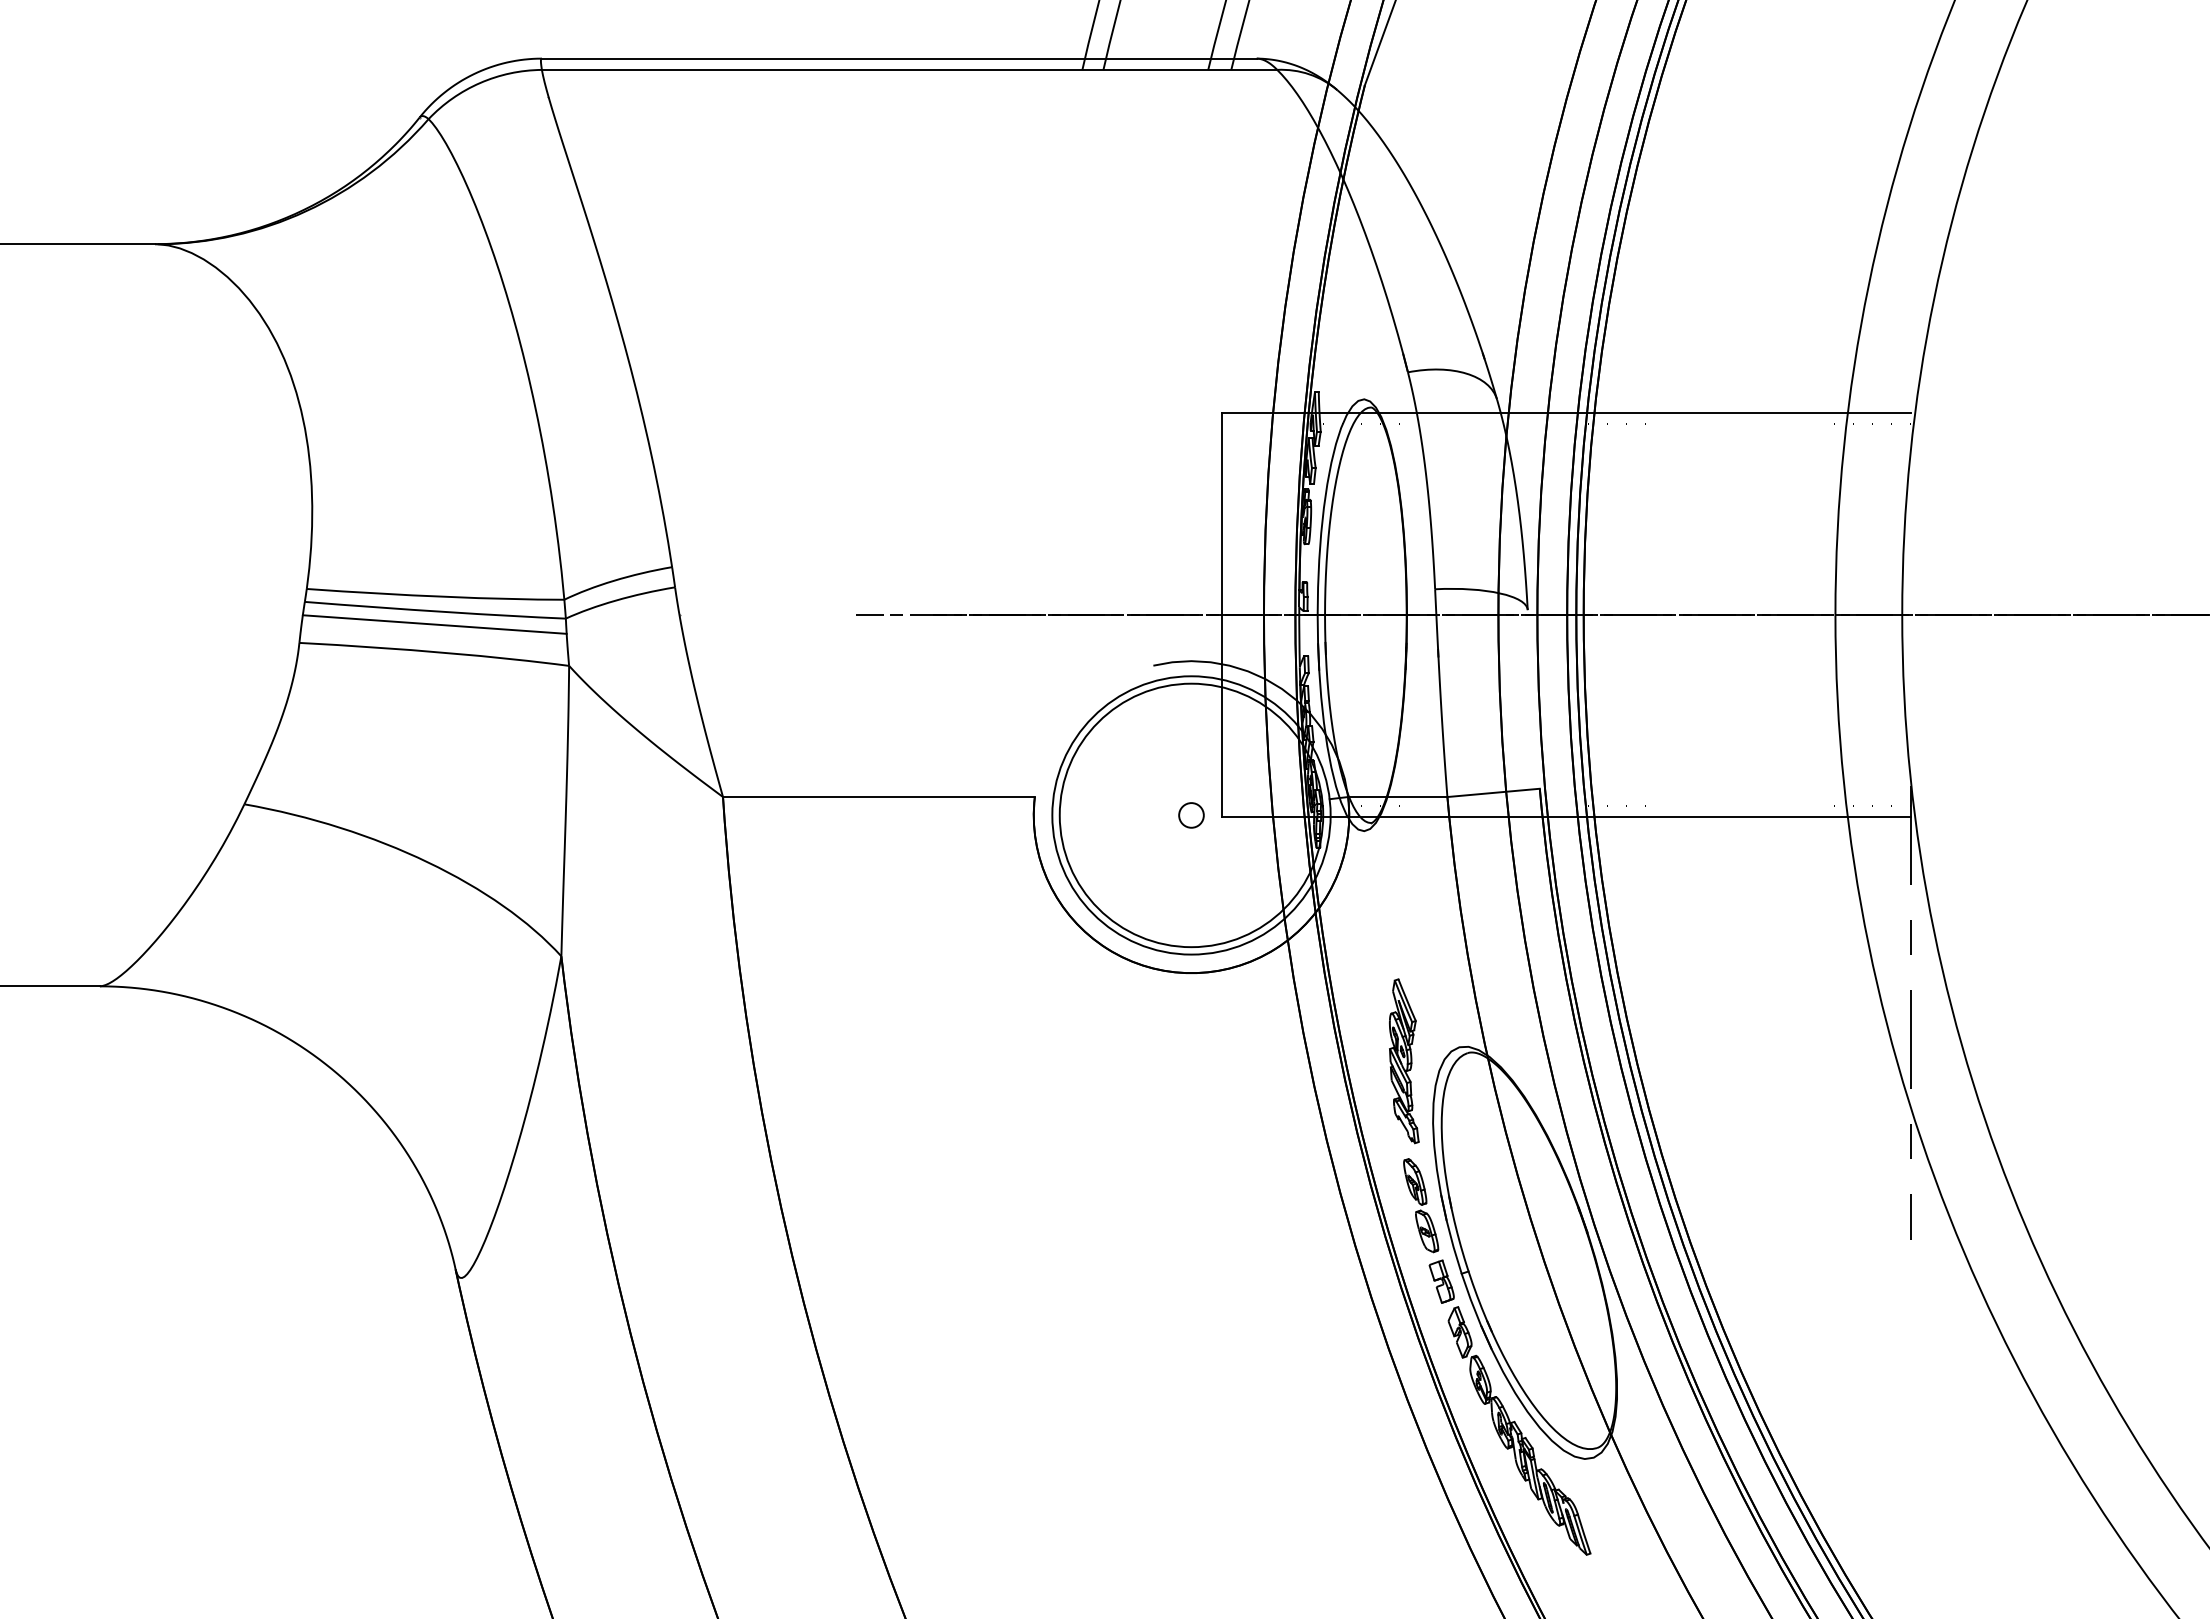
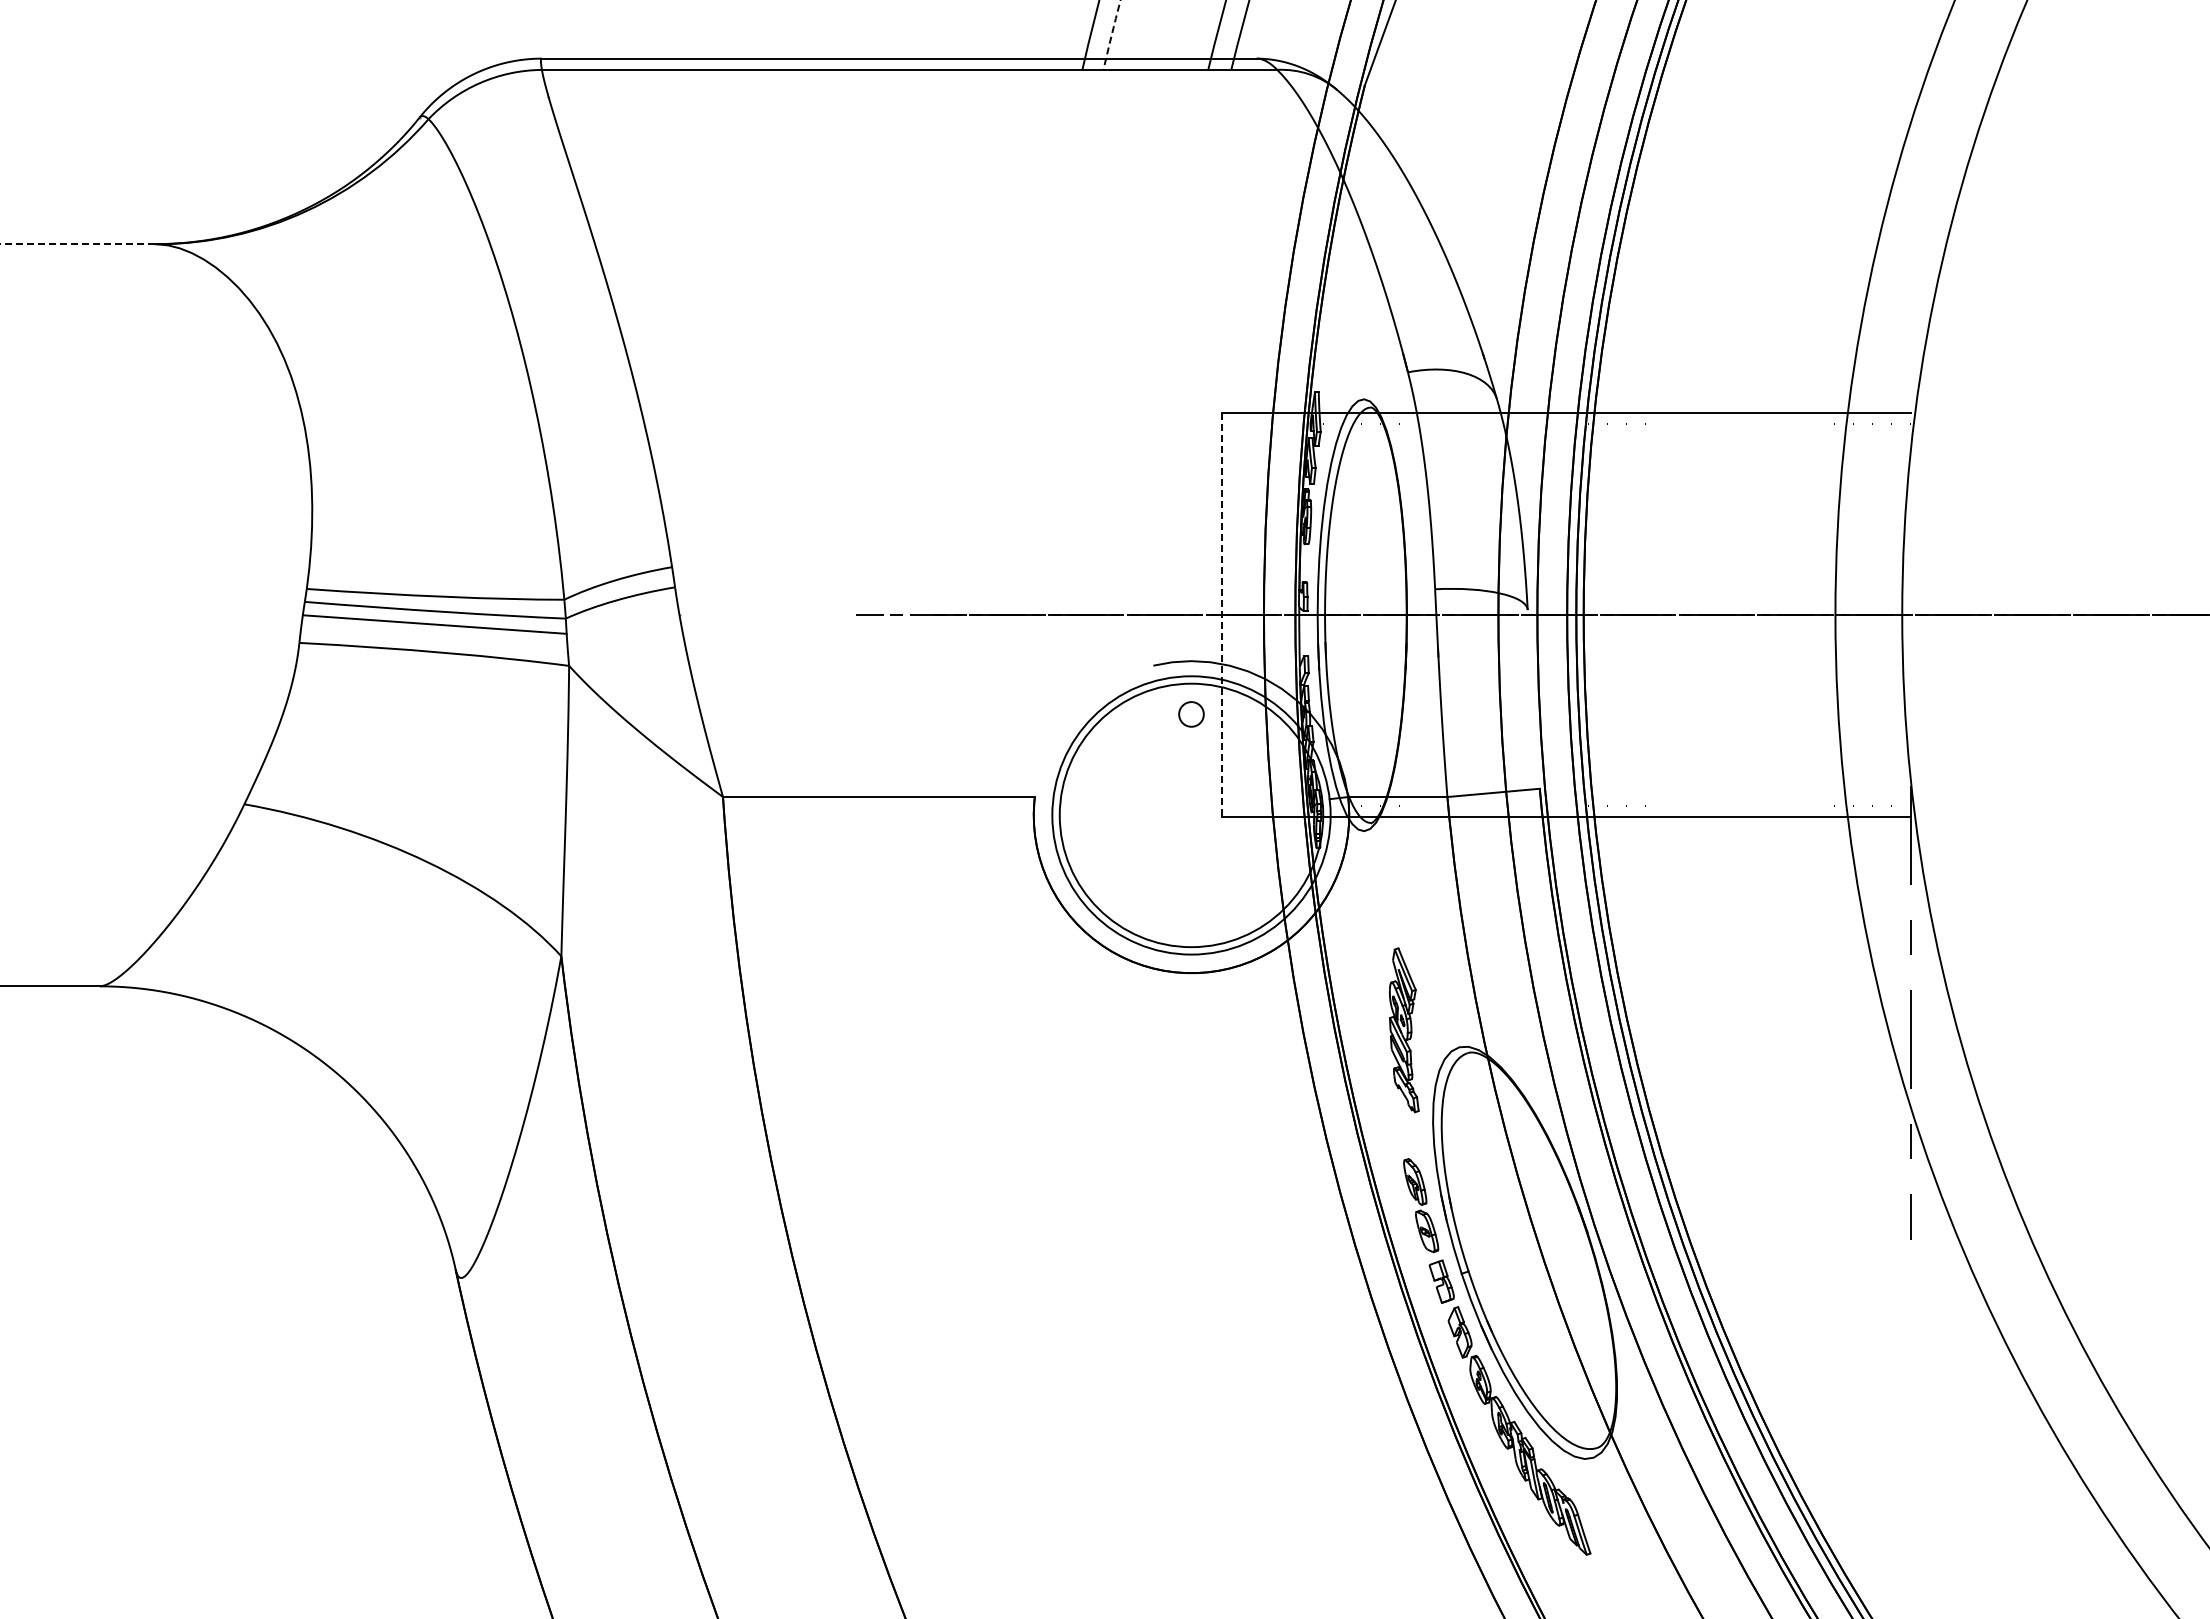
arc: solid -> dashed (1111, 35)
line: solid -> dashed (77, 244)
line: solid -> dashed (1222, 615)
circle position: (1191, 815) -> (1191, 714) (1191, 714)
part position: (1404, 1061) -> (1404, 1030) (1404, 1030)
